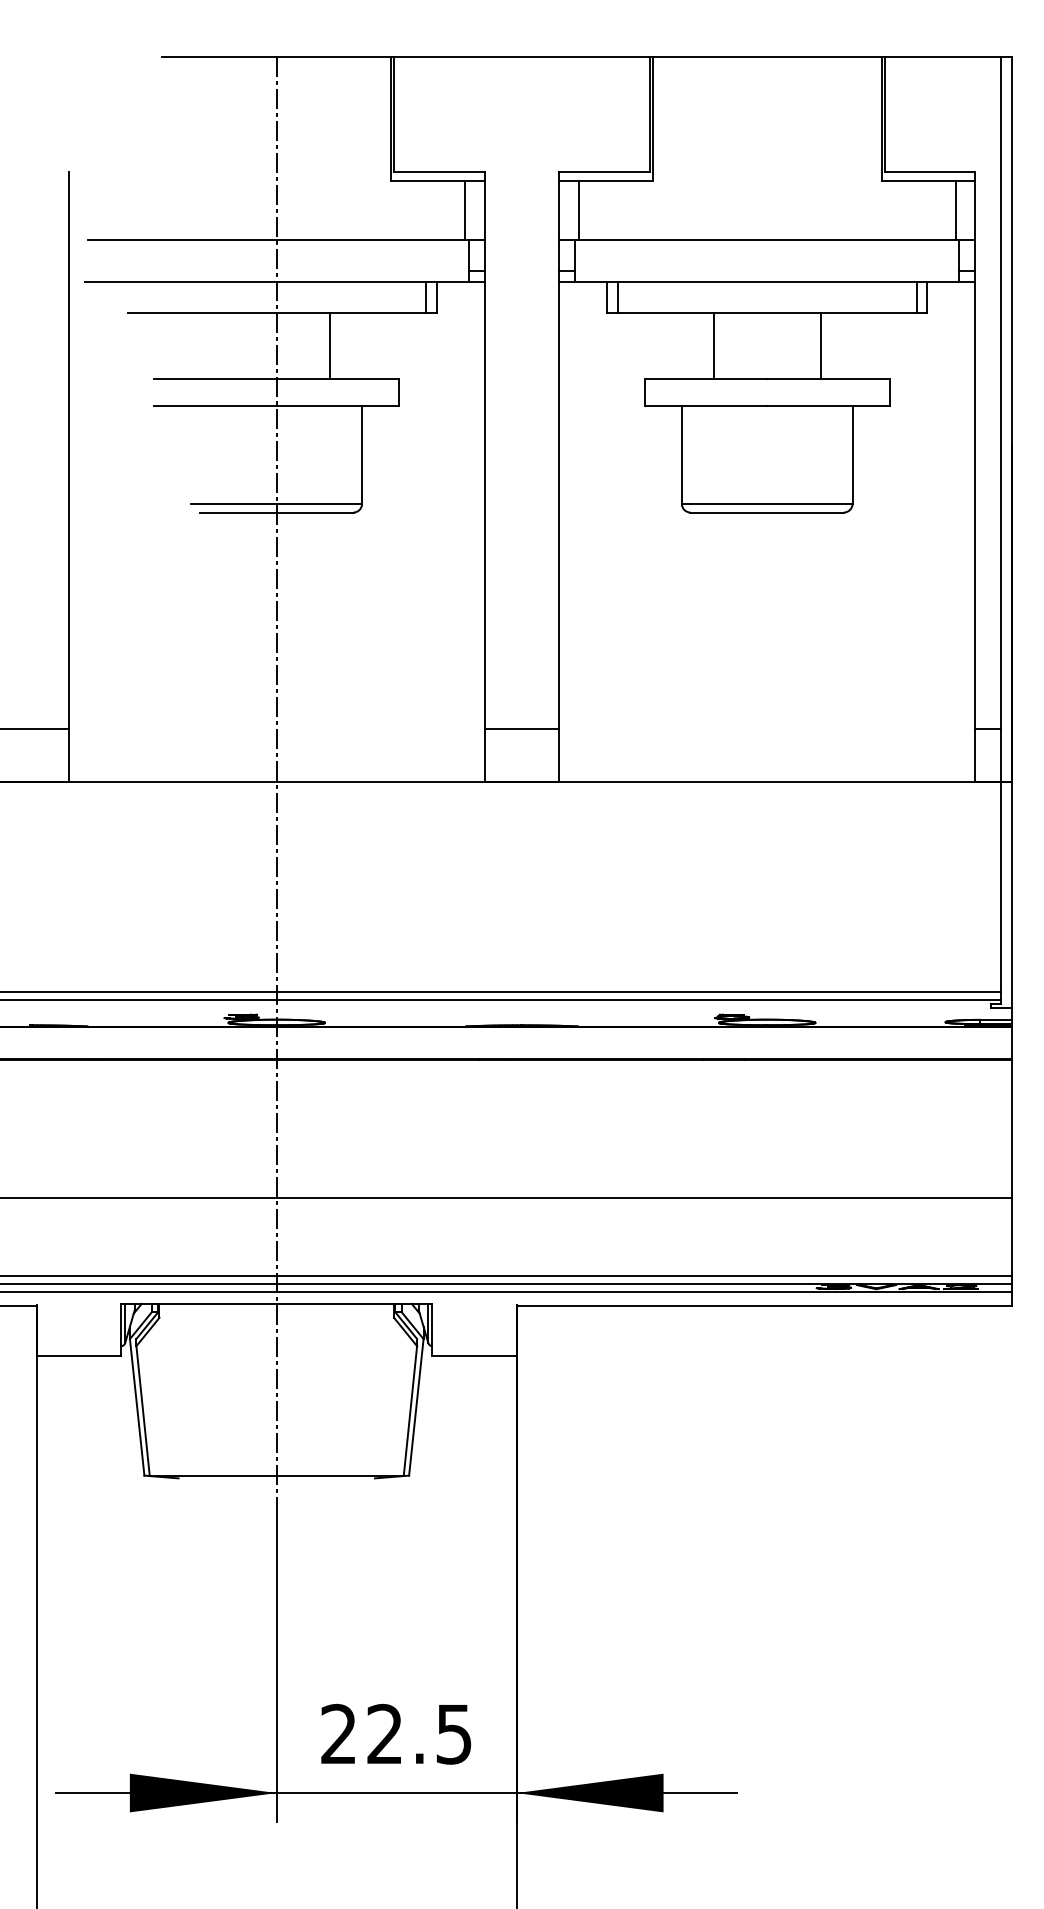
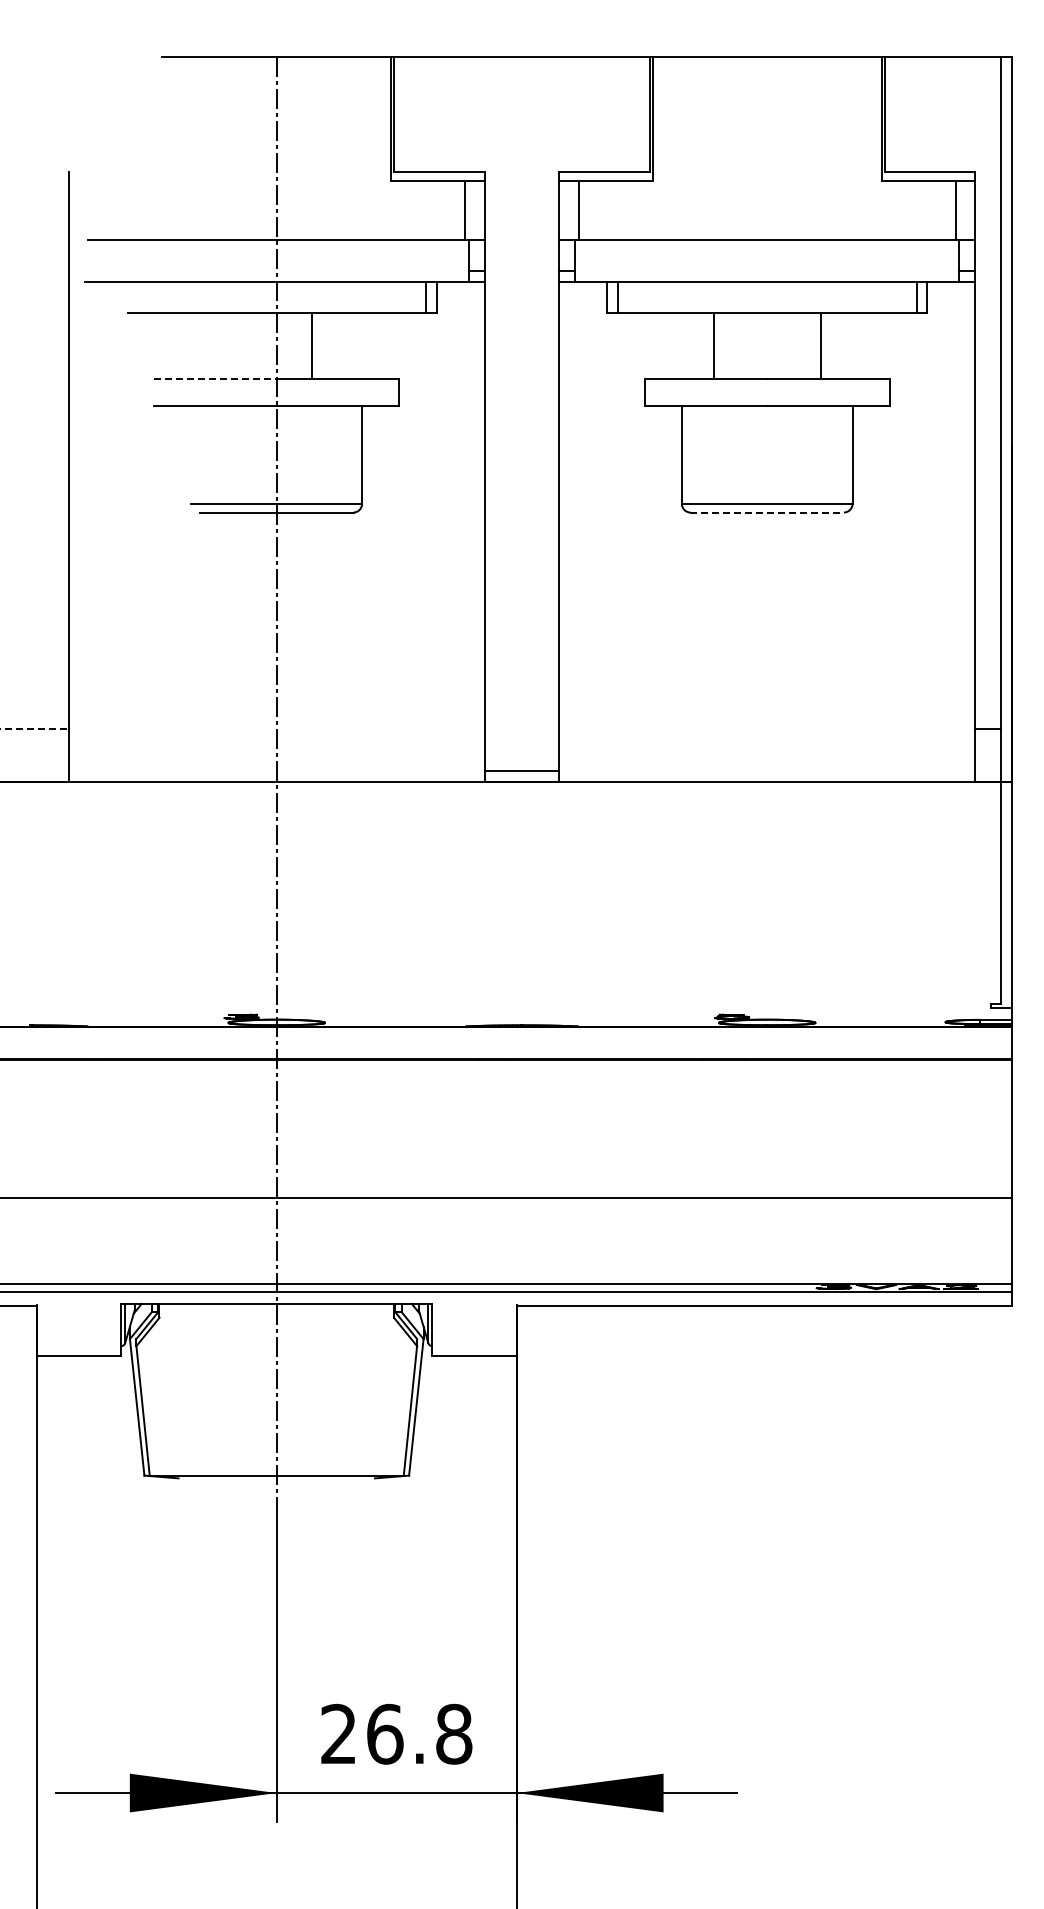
line position: (330, 346) -> (312, 346) (312, 346)
line: solid -> dashed (215, 379)
line: solid -> dashed (767, 512)
line: solid -> dashed (35, 728)
line position: (521, 728) -> (521, 770) (521, 770)
line: present -> none (501, 991)
line: present -> none (501, 1000)
line: present -> none (507, 1275)
text: 22.5 -> 26.8 (419, 1733)
